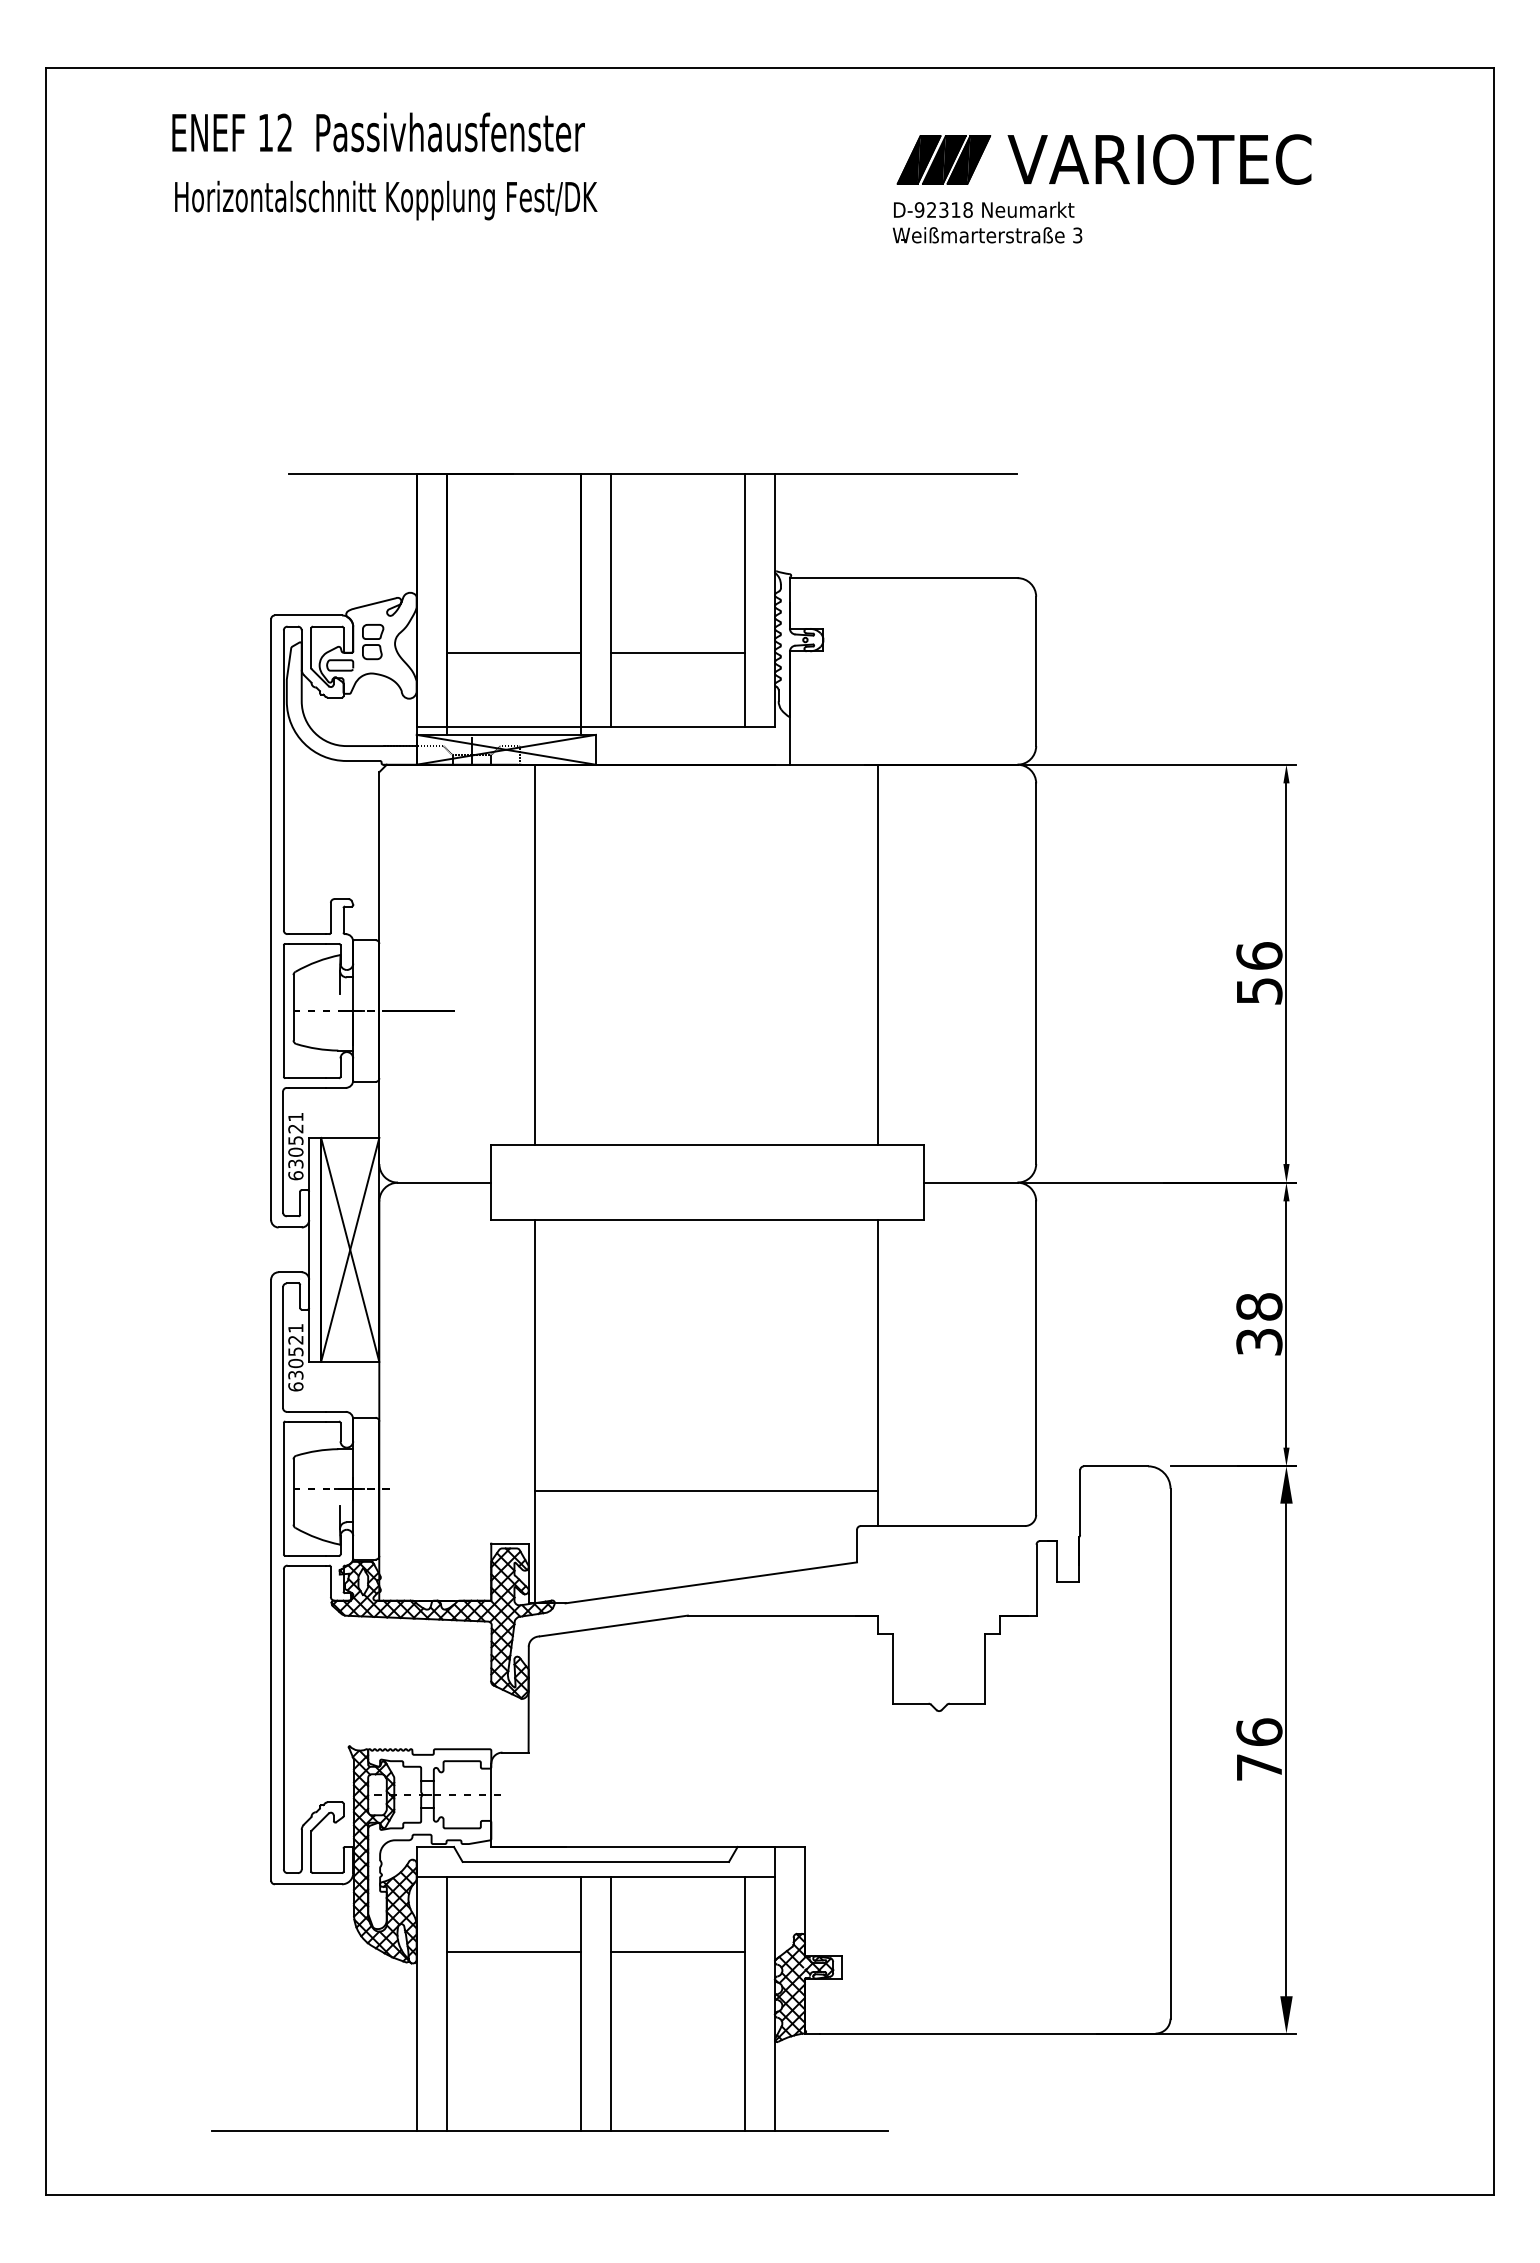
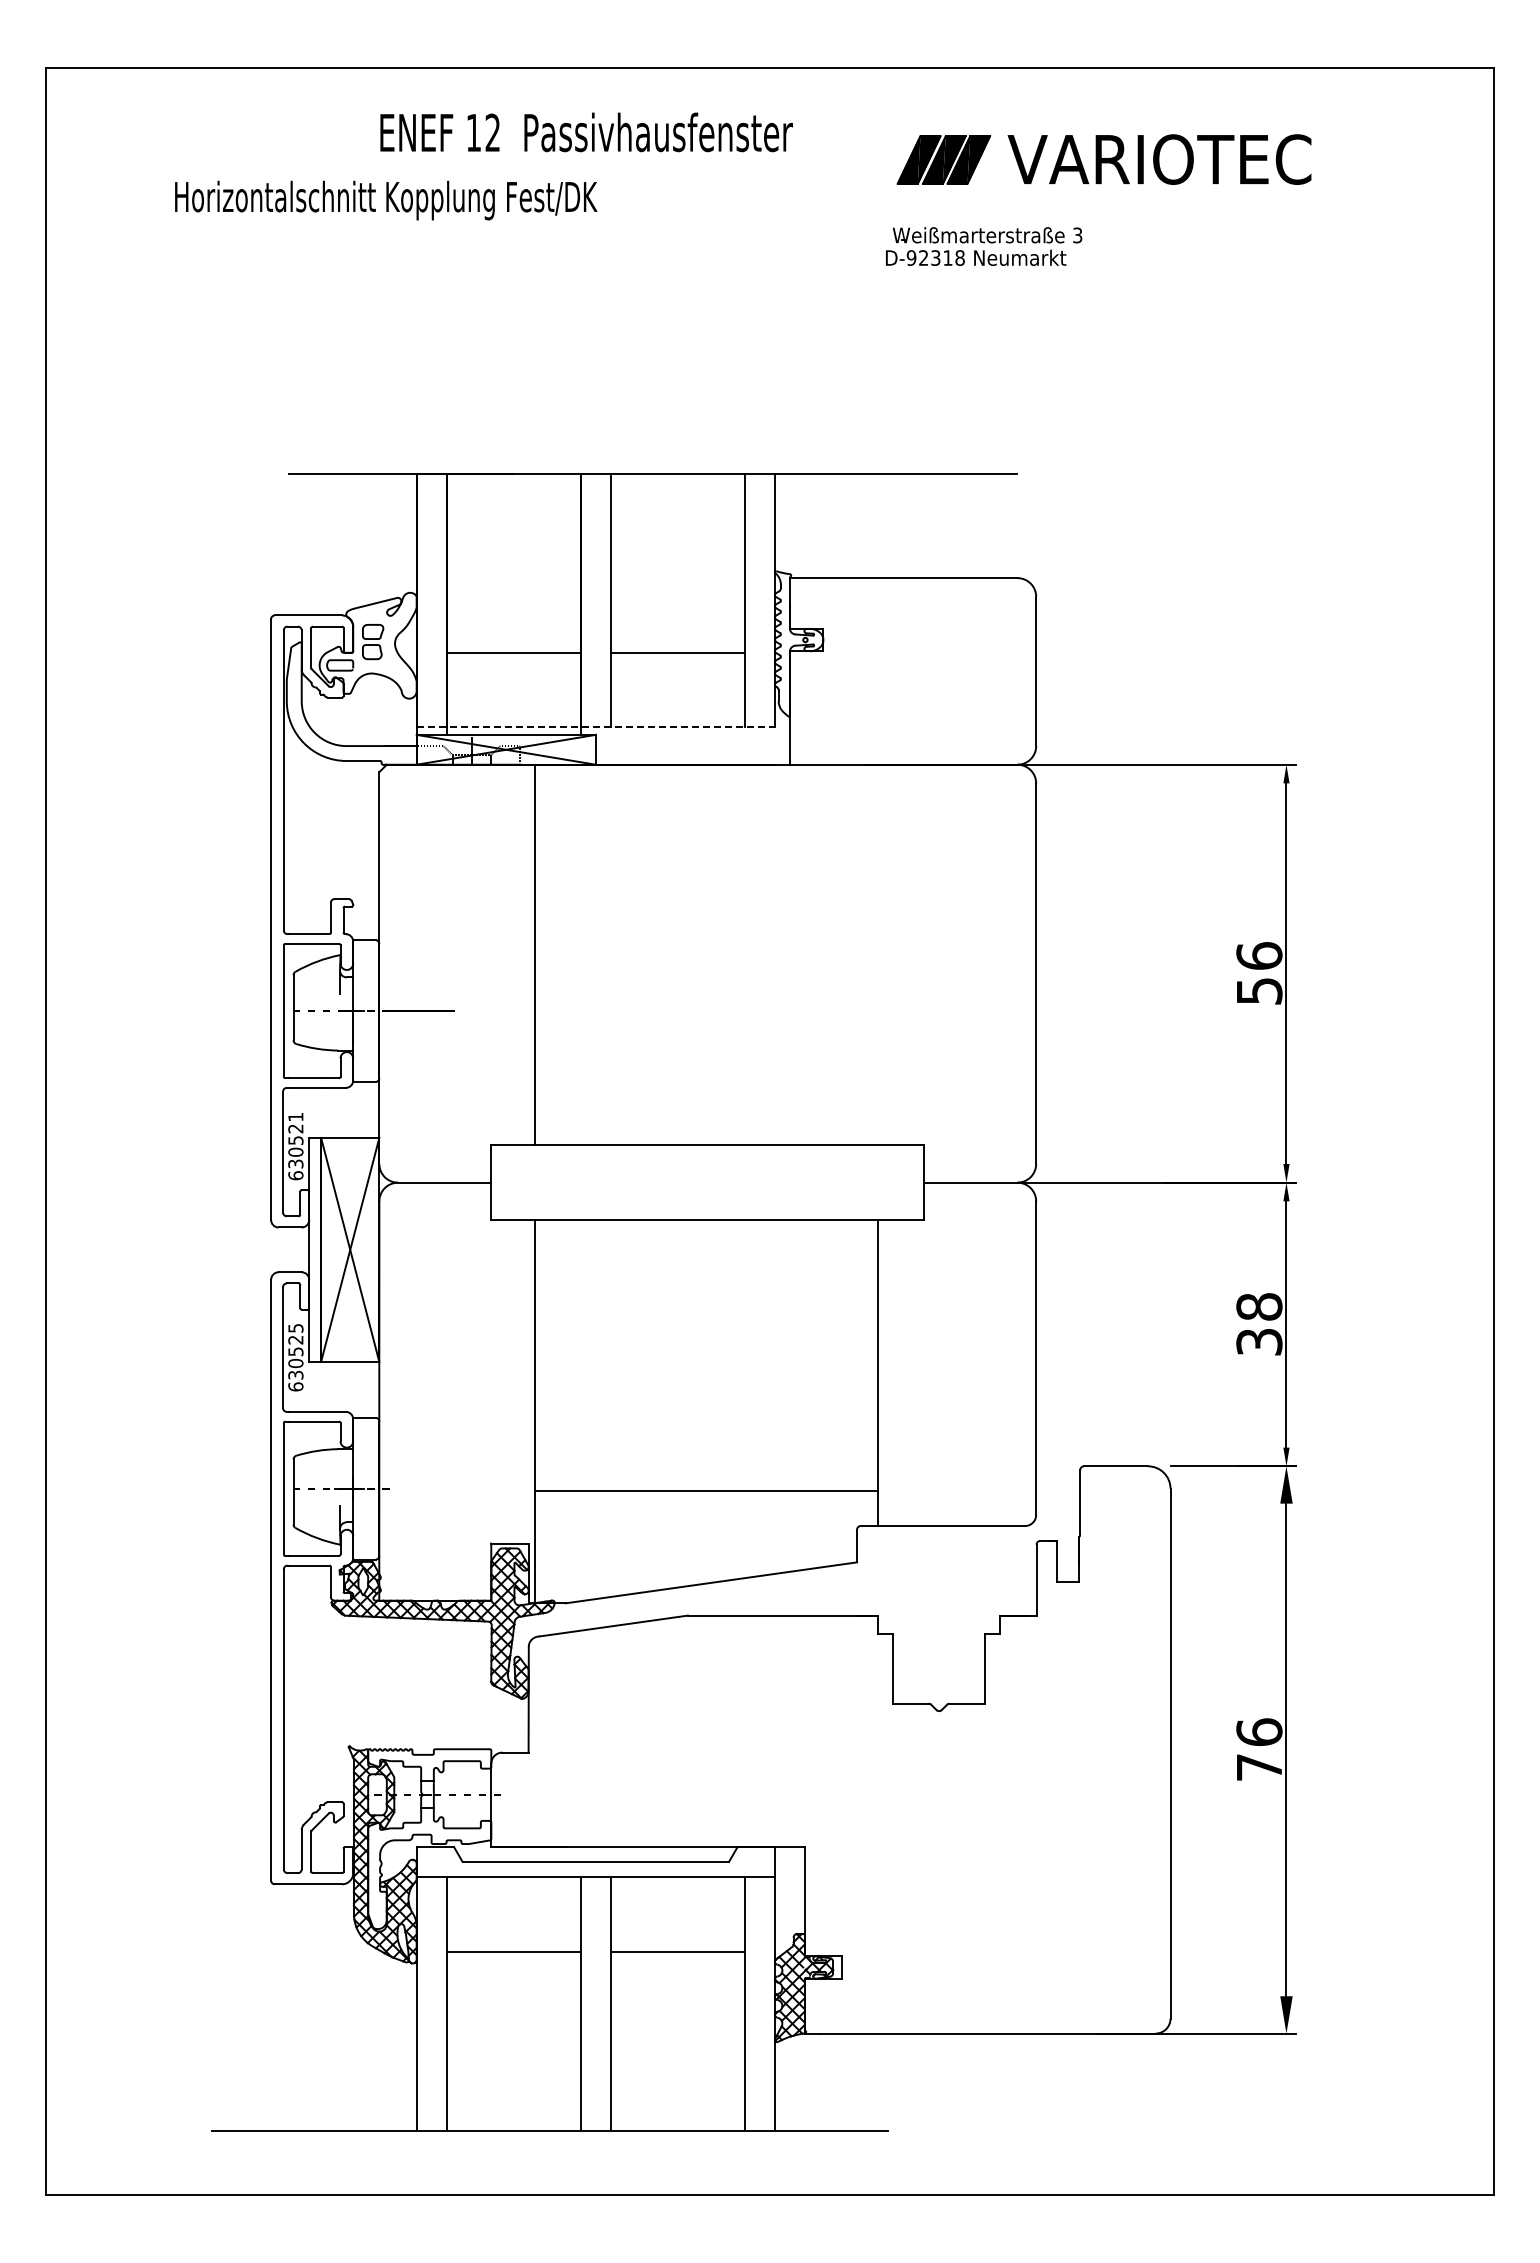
text position: (378, 132) -> (586, 132) (586, 132)
text position: (984, 209) -> (976, 257) (976, 257)
line: solid -> dashed (596, 727)
line: present -> none (877, 954)
text: 630521 -> 630525 (295, 1328)
